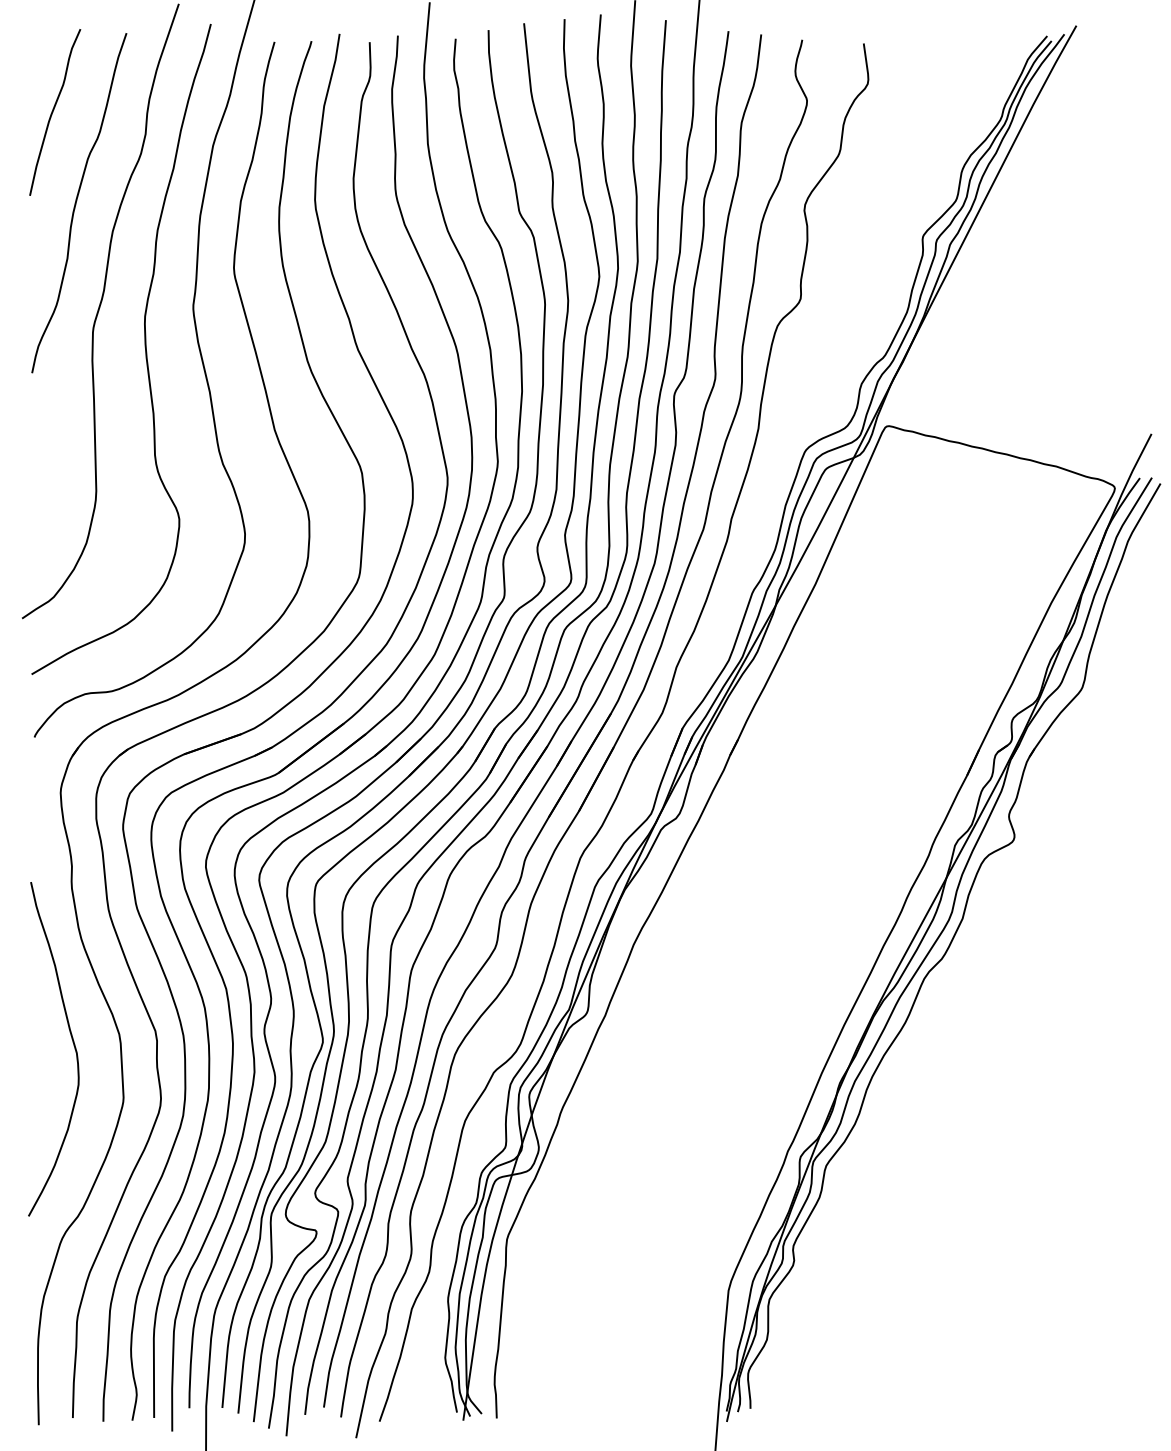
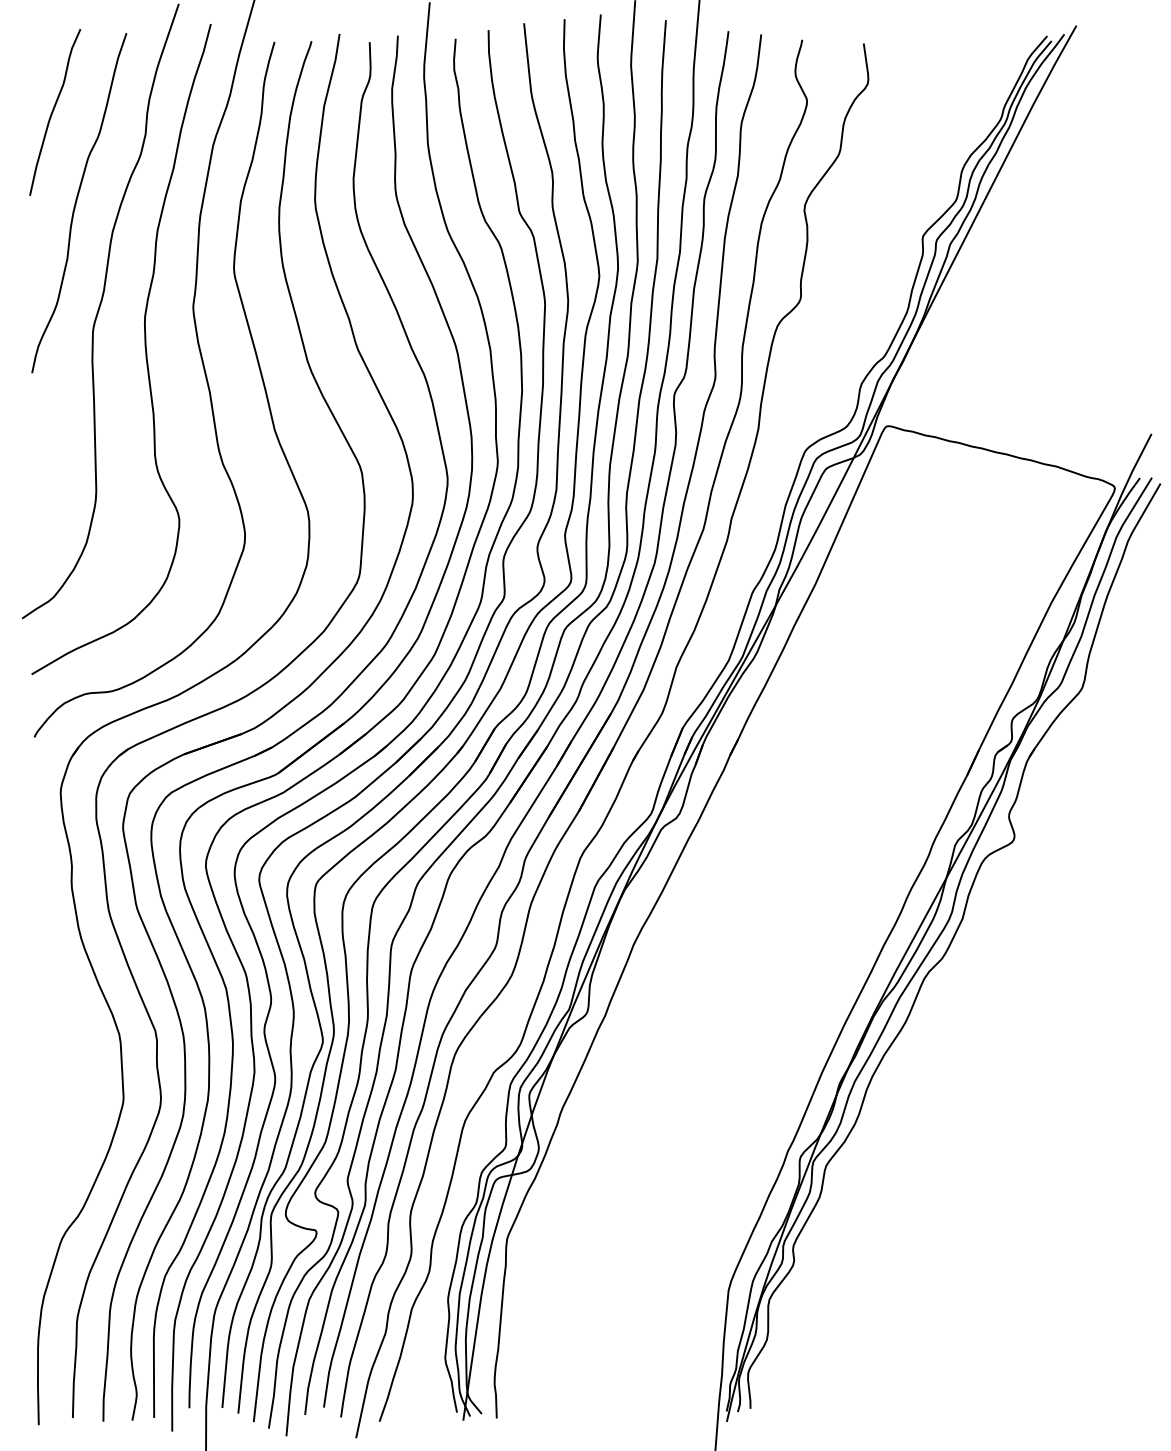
curve: present -> none (72, 1042)
